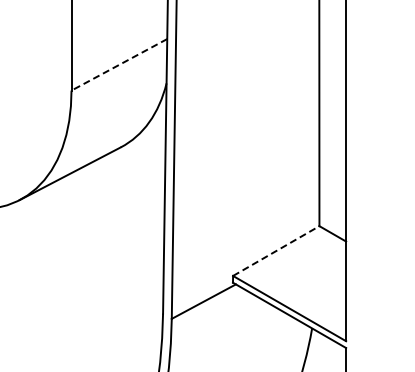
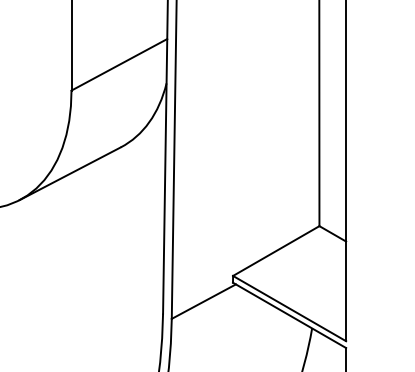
line: dashed -> solid (118, 65)
line: dashed -> solid (276, 251)
